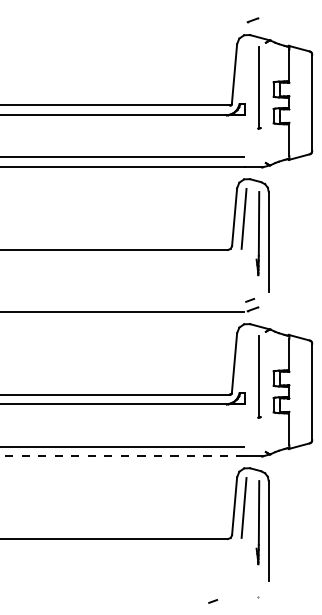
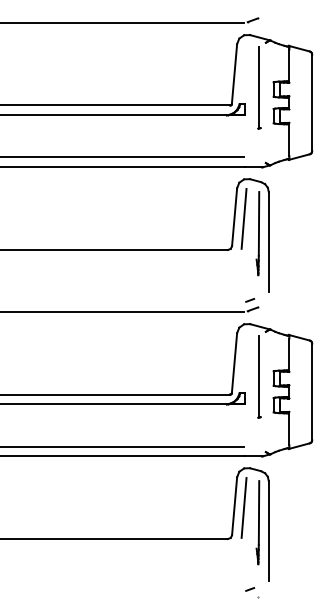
line: none -> present (122, 22)
line: dashed -> solid (122, 456)
line position: (213, 601) -> (250, 589) (250, 589)
